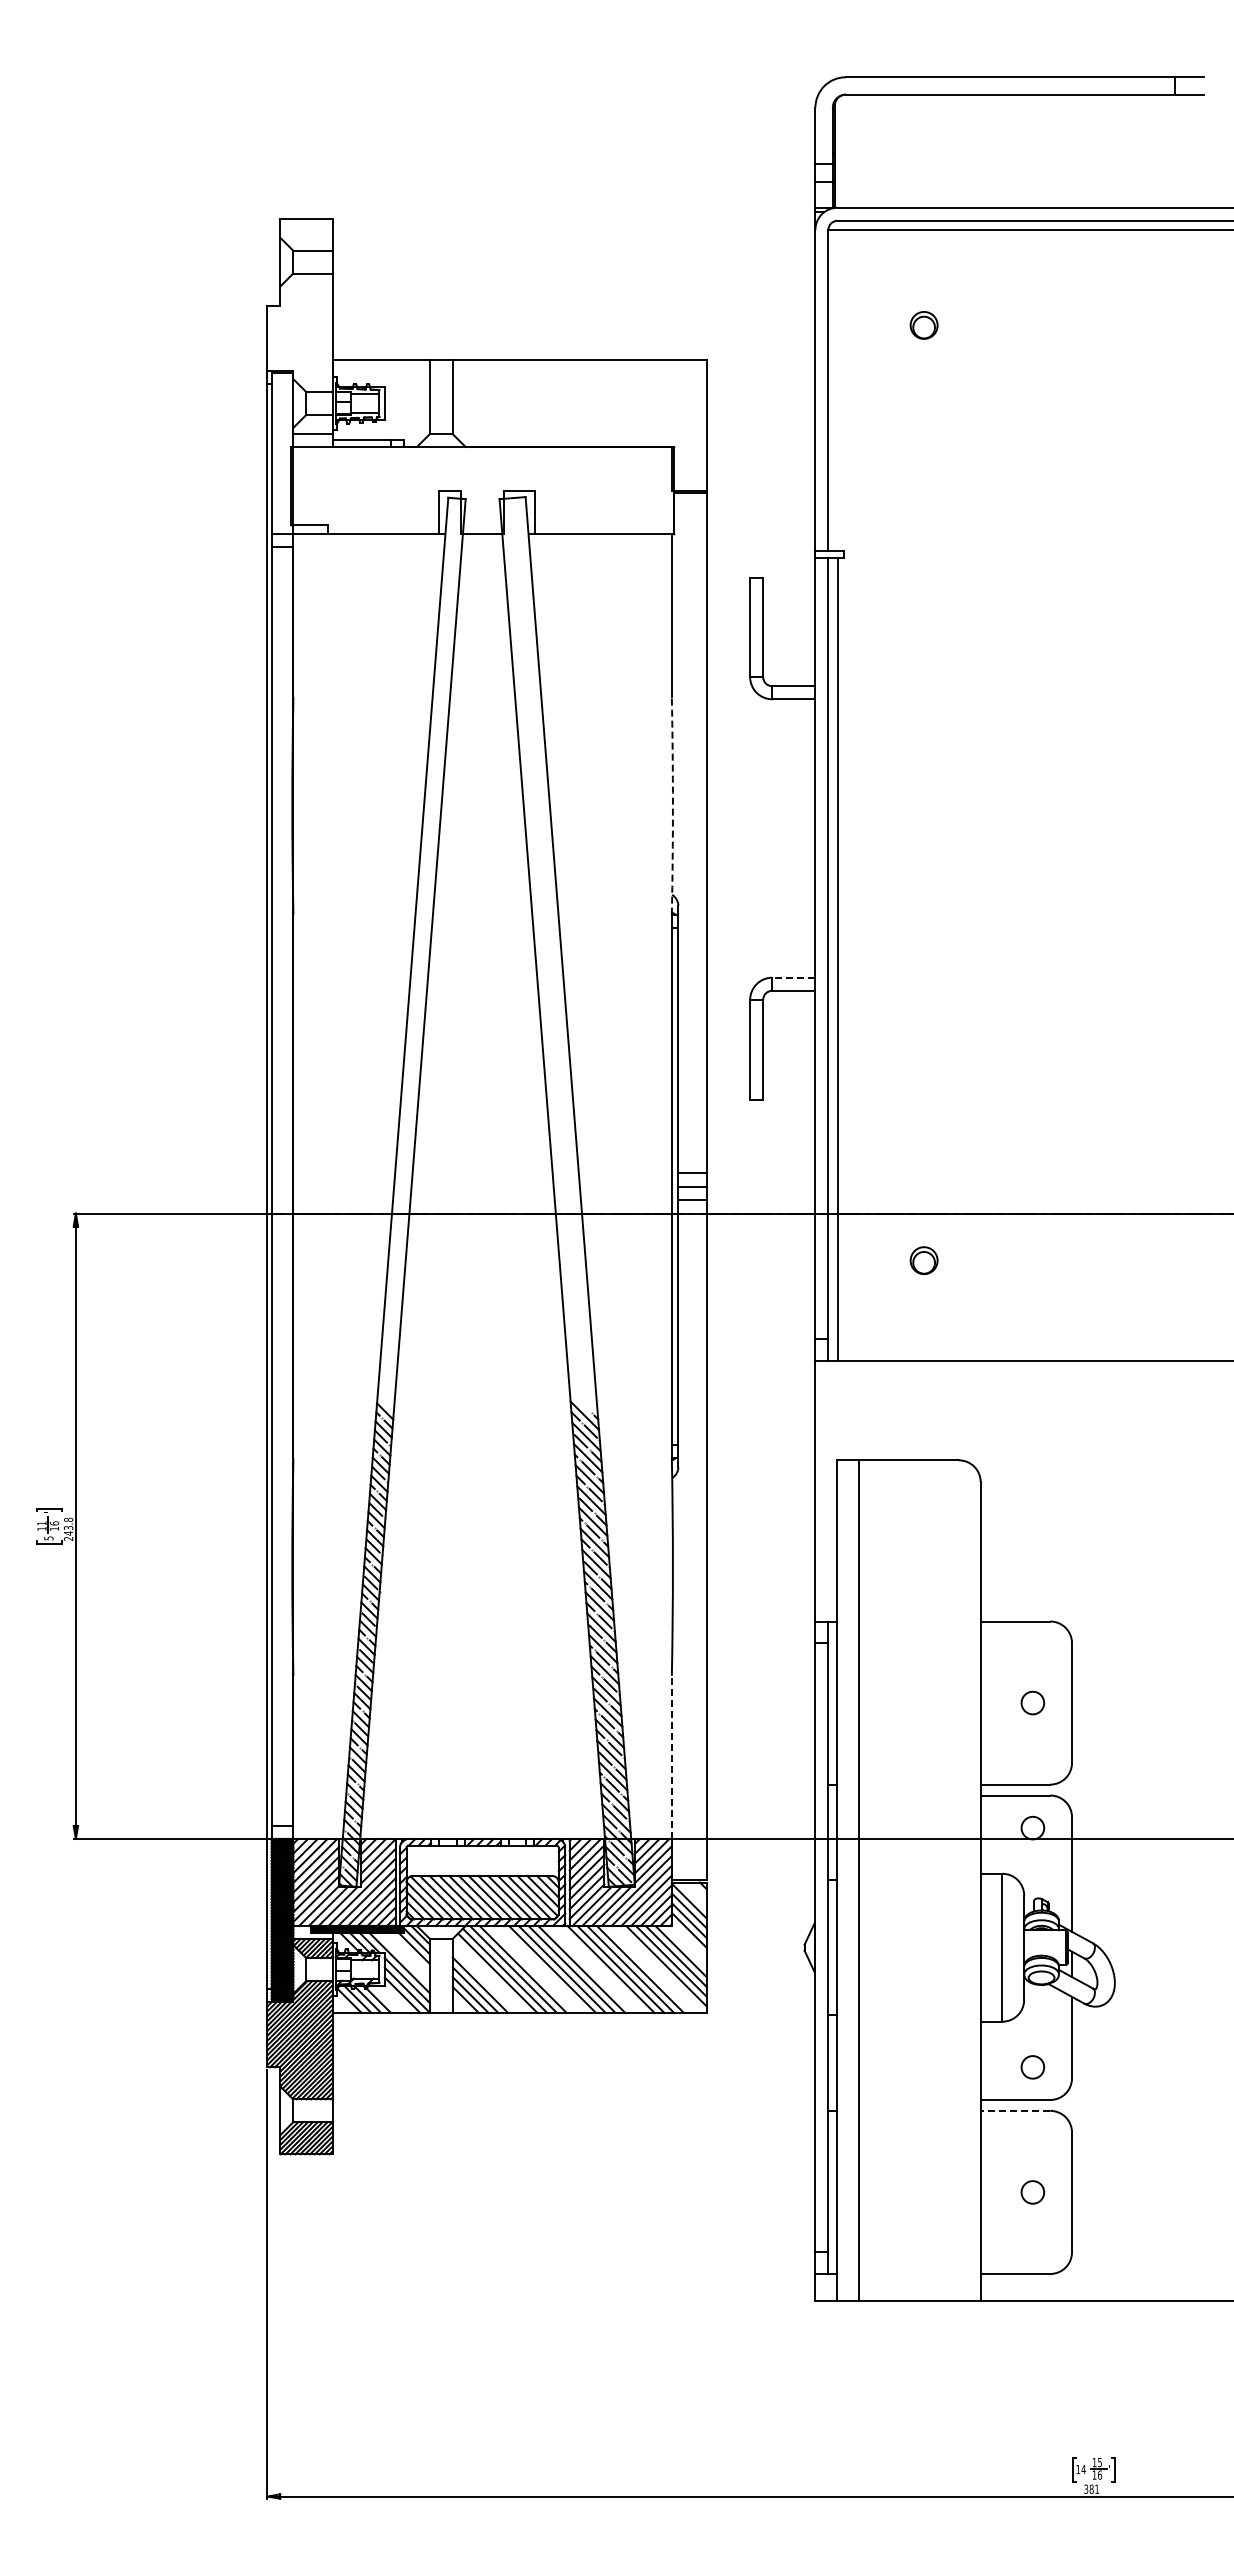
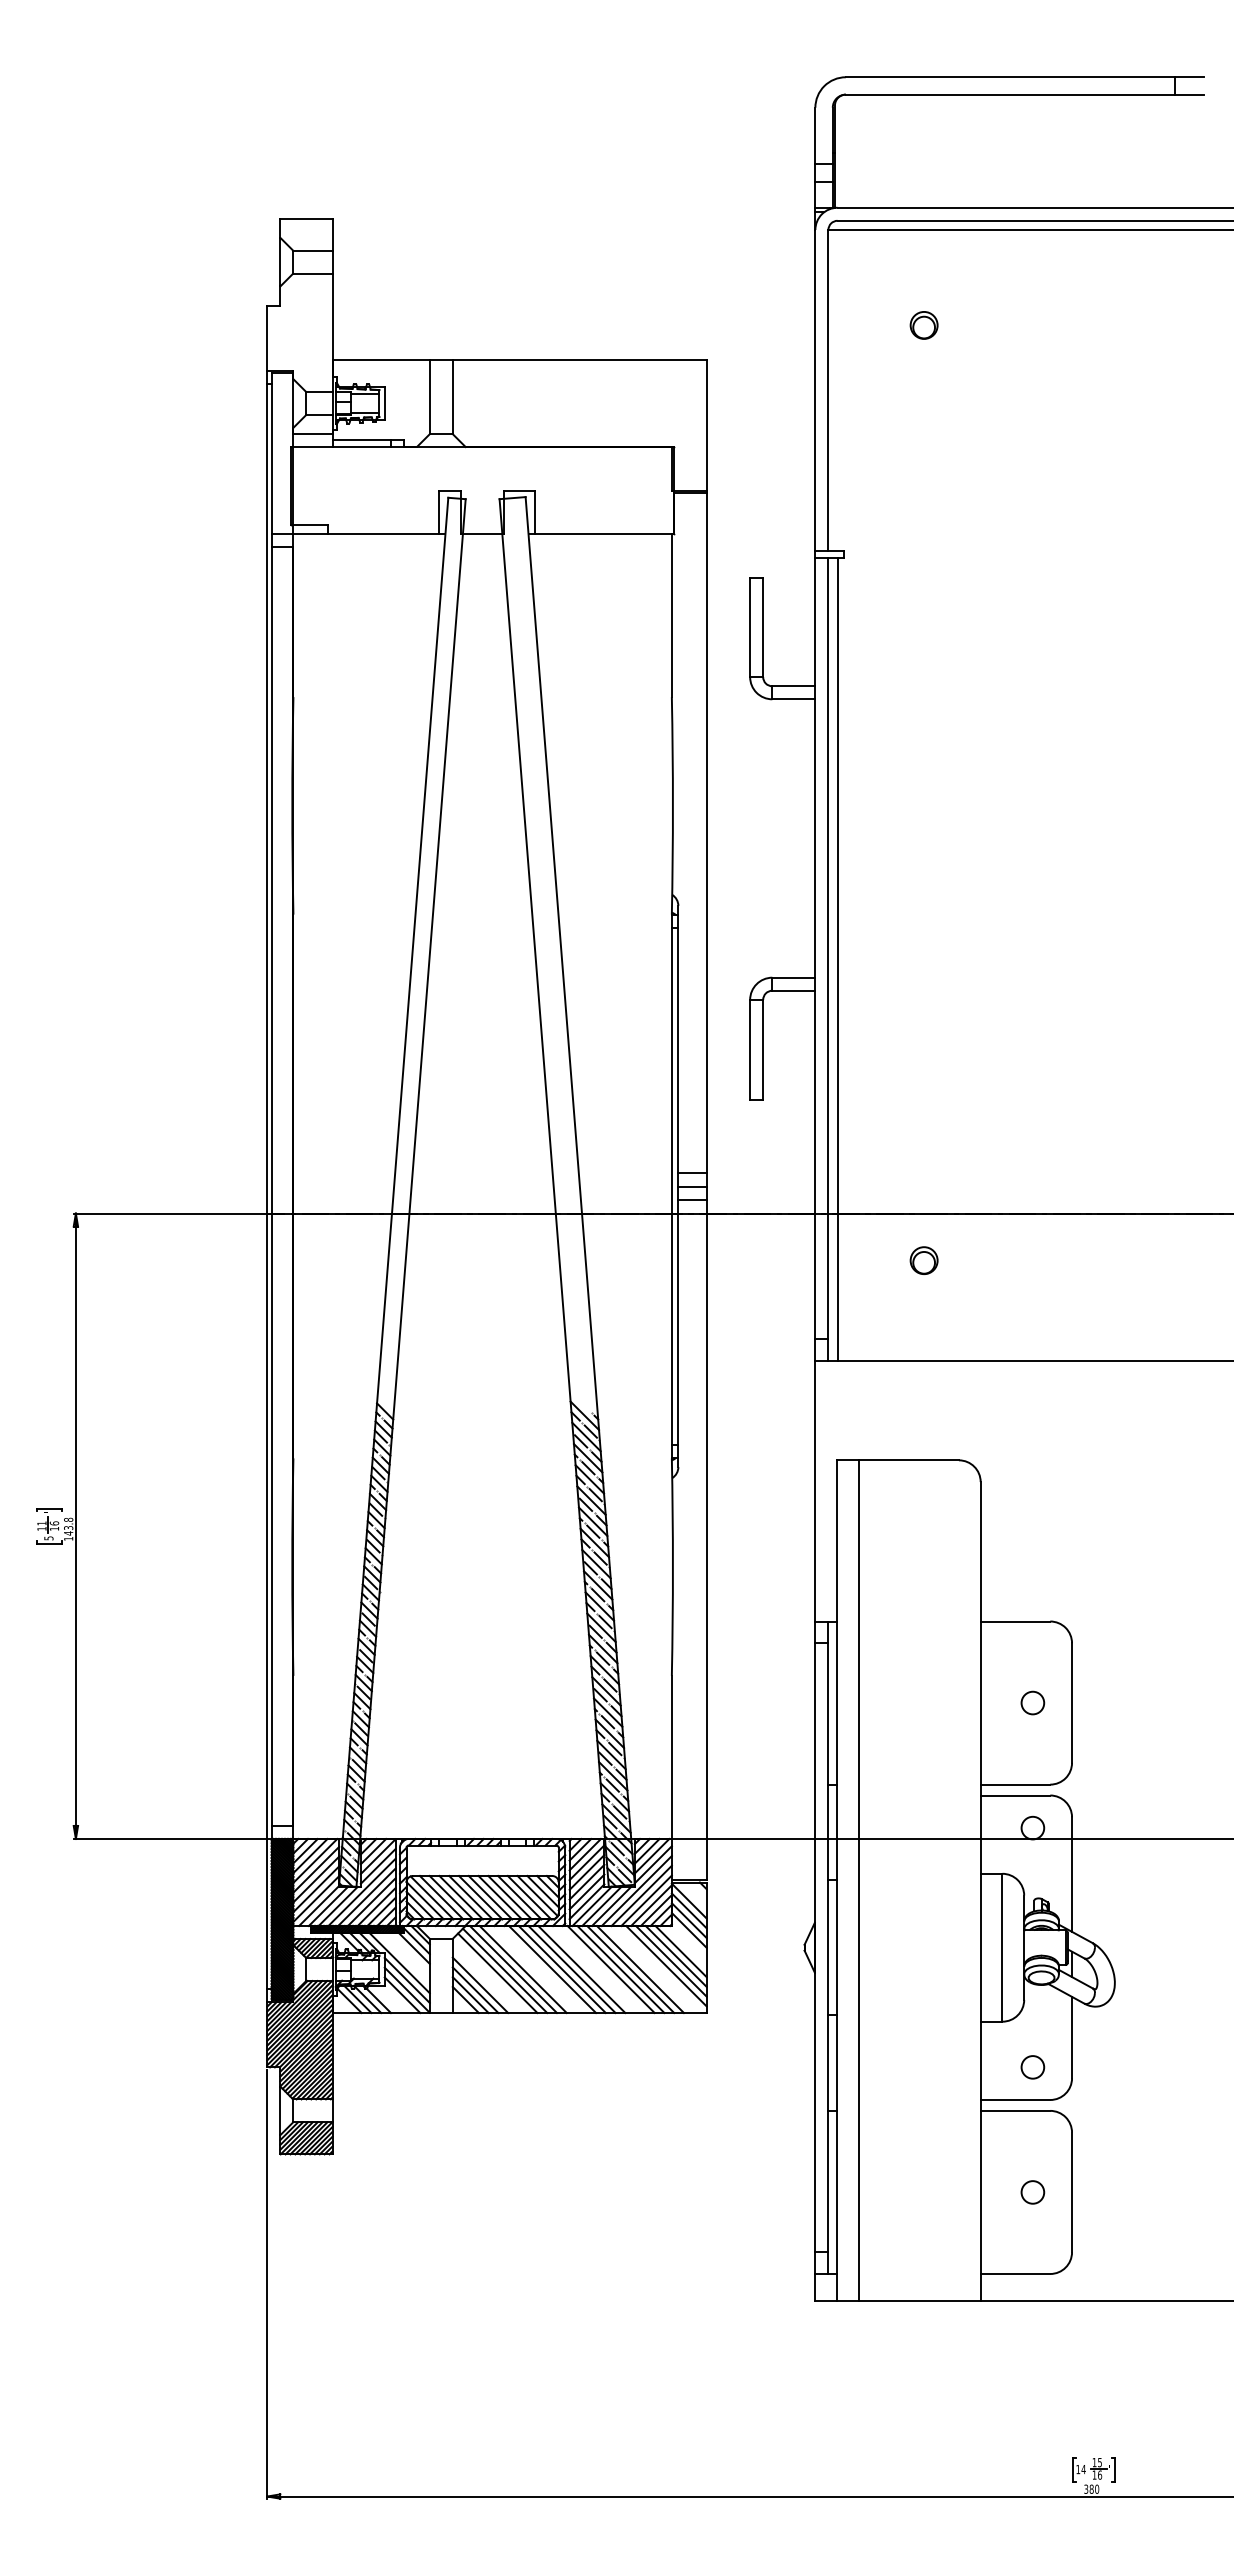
arc: dashed -> solid (672, 805)
line: dashed -> solid (793, 977)
text: 243.8 -> 143.8 (68, 1538)
line: dashed -> solid (671, 1757)
line: dashed -> solid (1015, 2110)
text: 381 -> 380 (1097, 2488)
